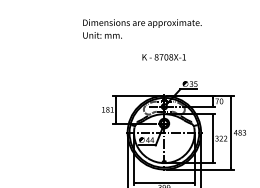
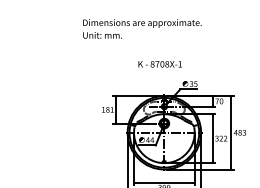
text position: (163, 57) -> (159, 64) (159, 64)
